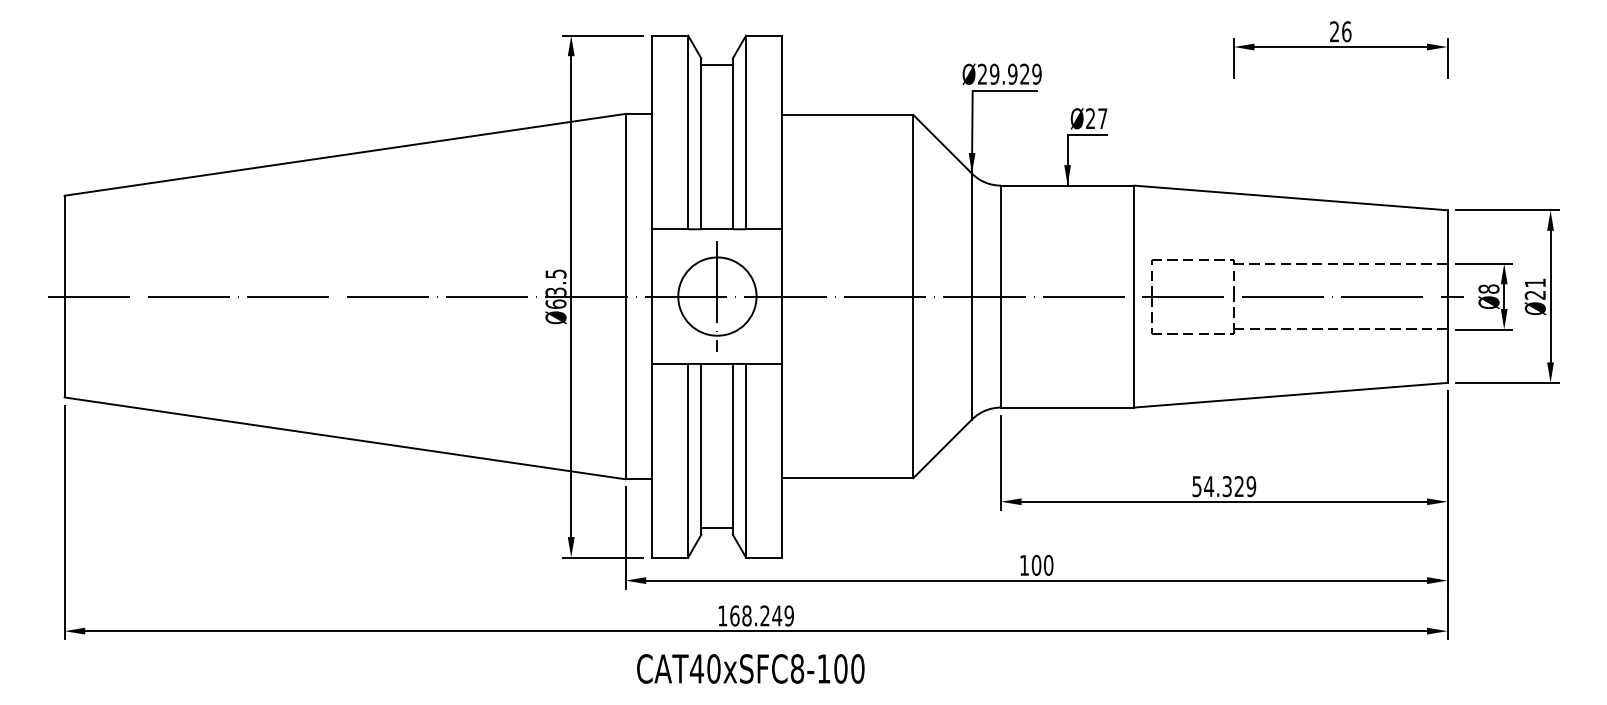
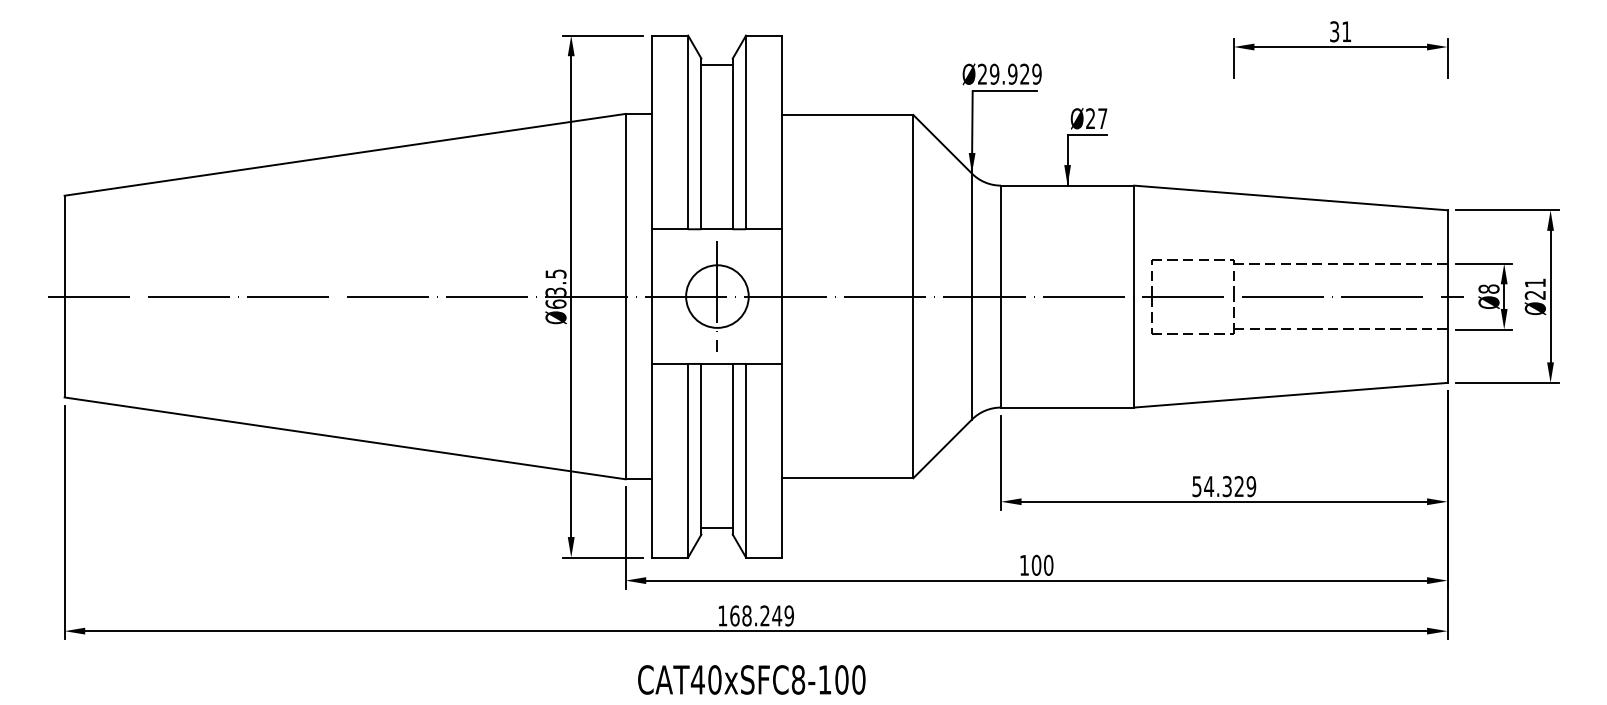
text: 26 -> 31 (1340, 31)
circle diameter: 78 px -> 63 px (717, 296)
text position: (750, 668) -> (751, 679) (751, 679)
